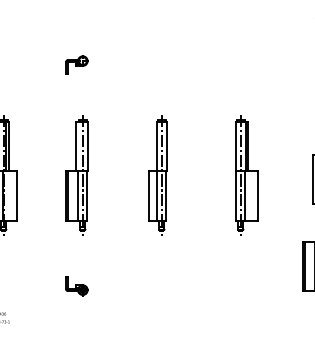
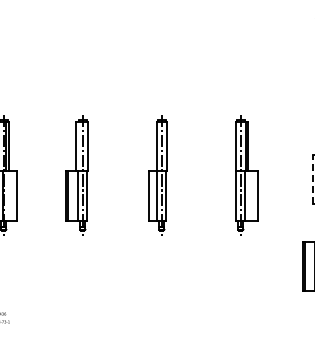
part: present -> none (76, 64)
line: solid -> dashed (312, 179)
part: present -> none (76, 286)
